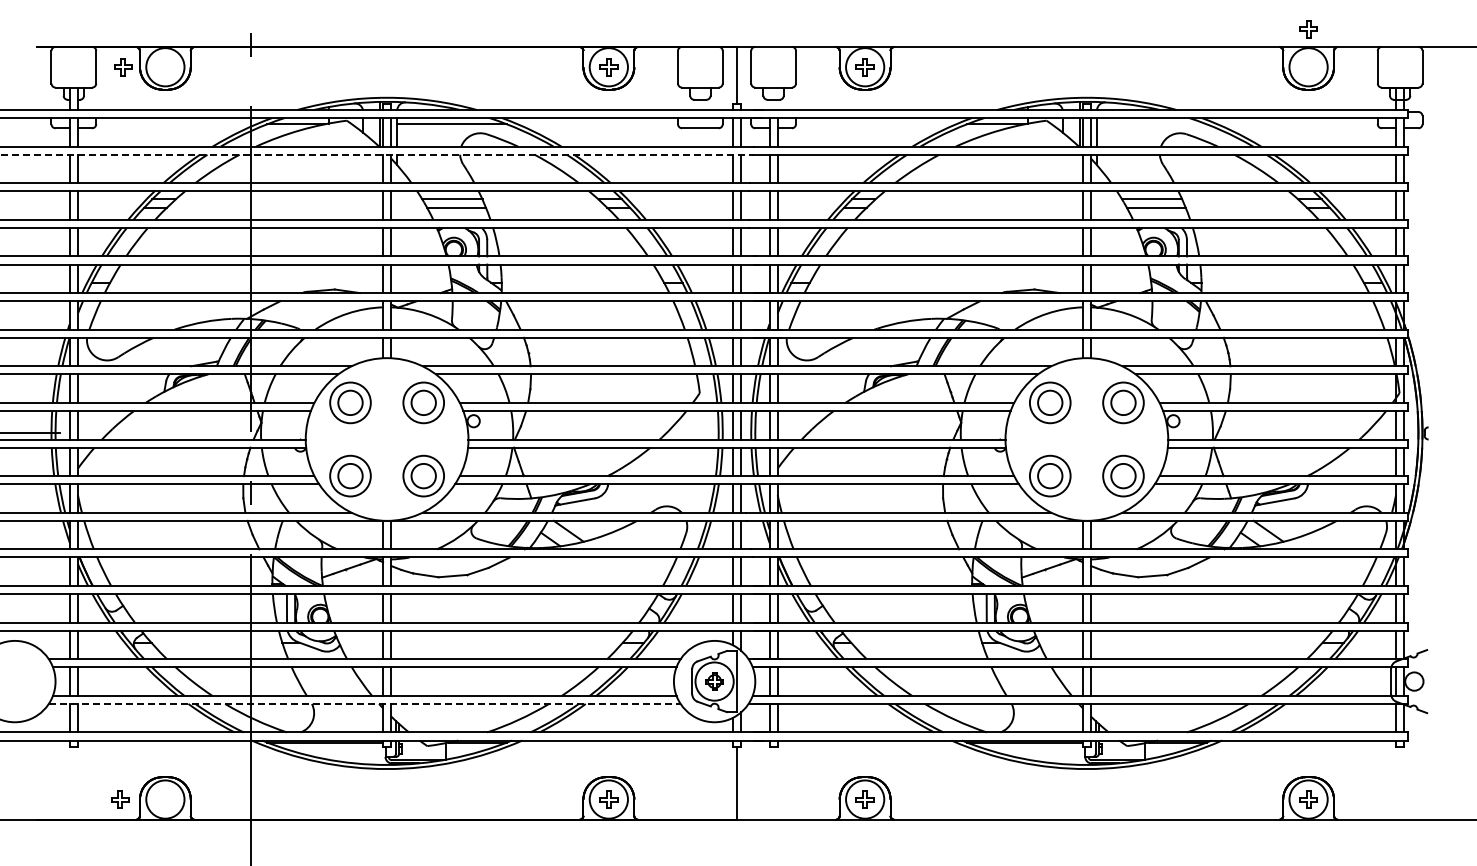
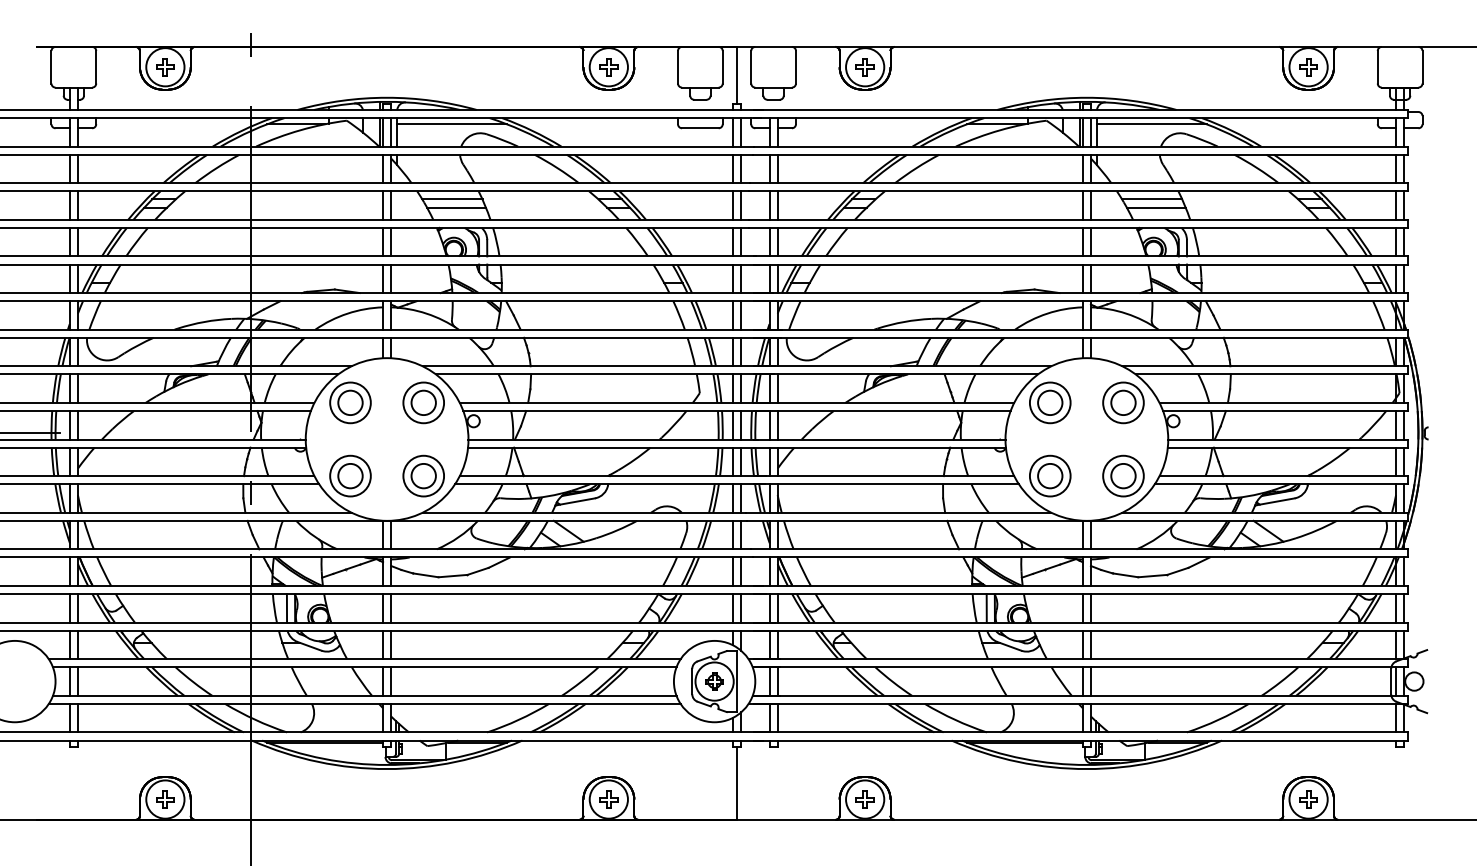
part position: (1308, 29) -> (1308, 67) (1308, 67)
part position: (123, 67) -> (165, 67) (165, 67)
line: none -> present (1151, 124)
line: dashed -> solid (376, 154)
line: dashed -> solid (364, 703)
part position: (120, 799) -> (165, 799) (165, 799)
